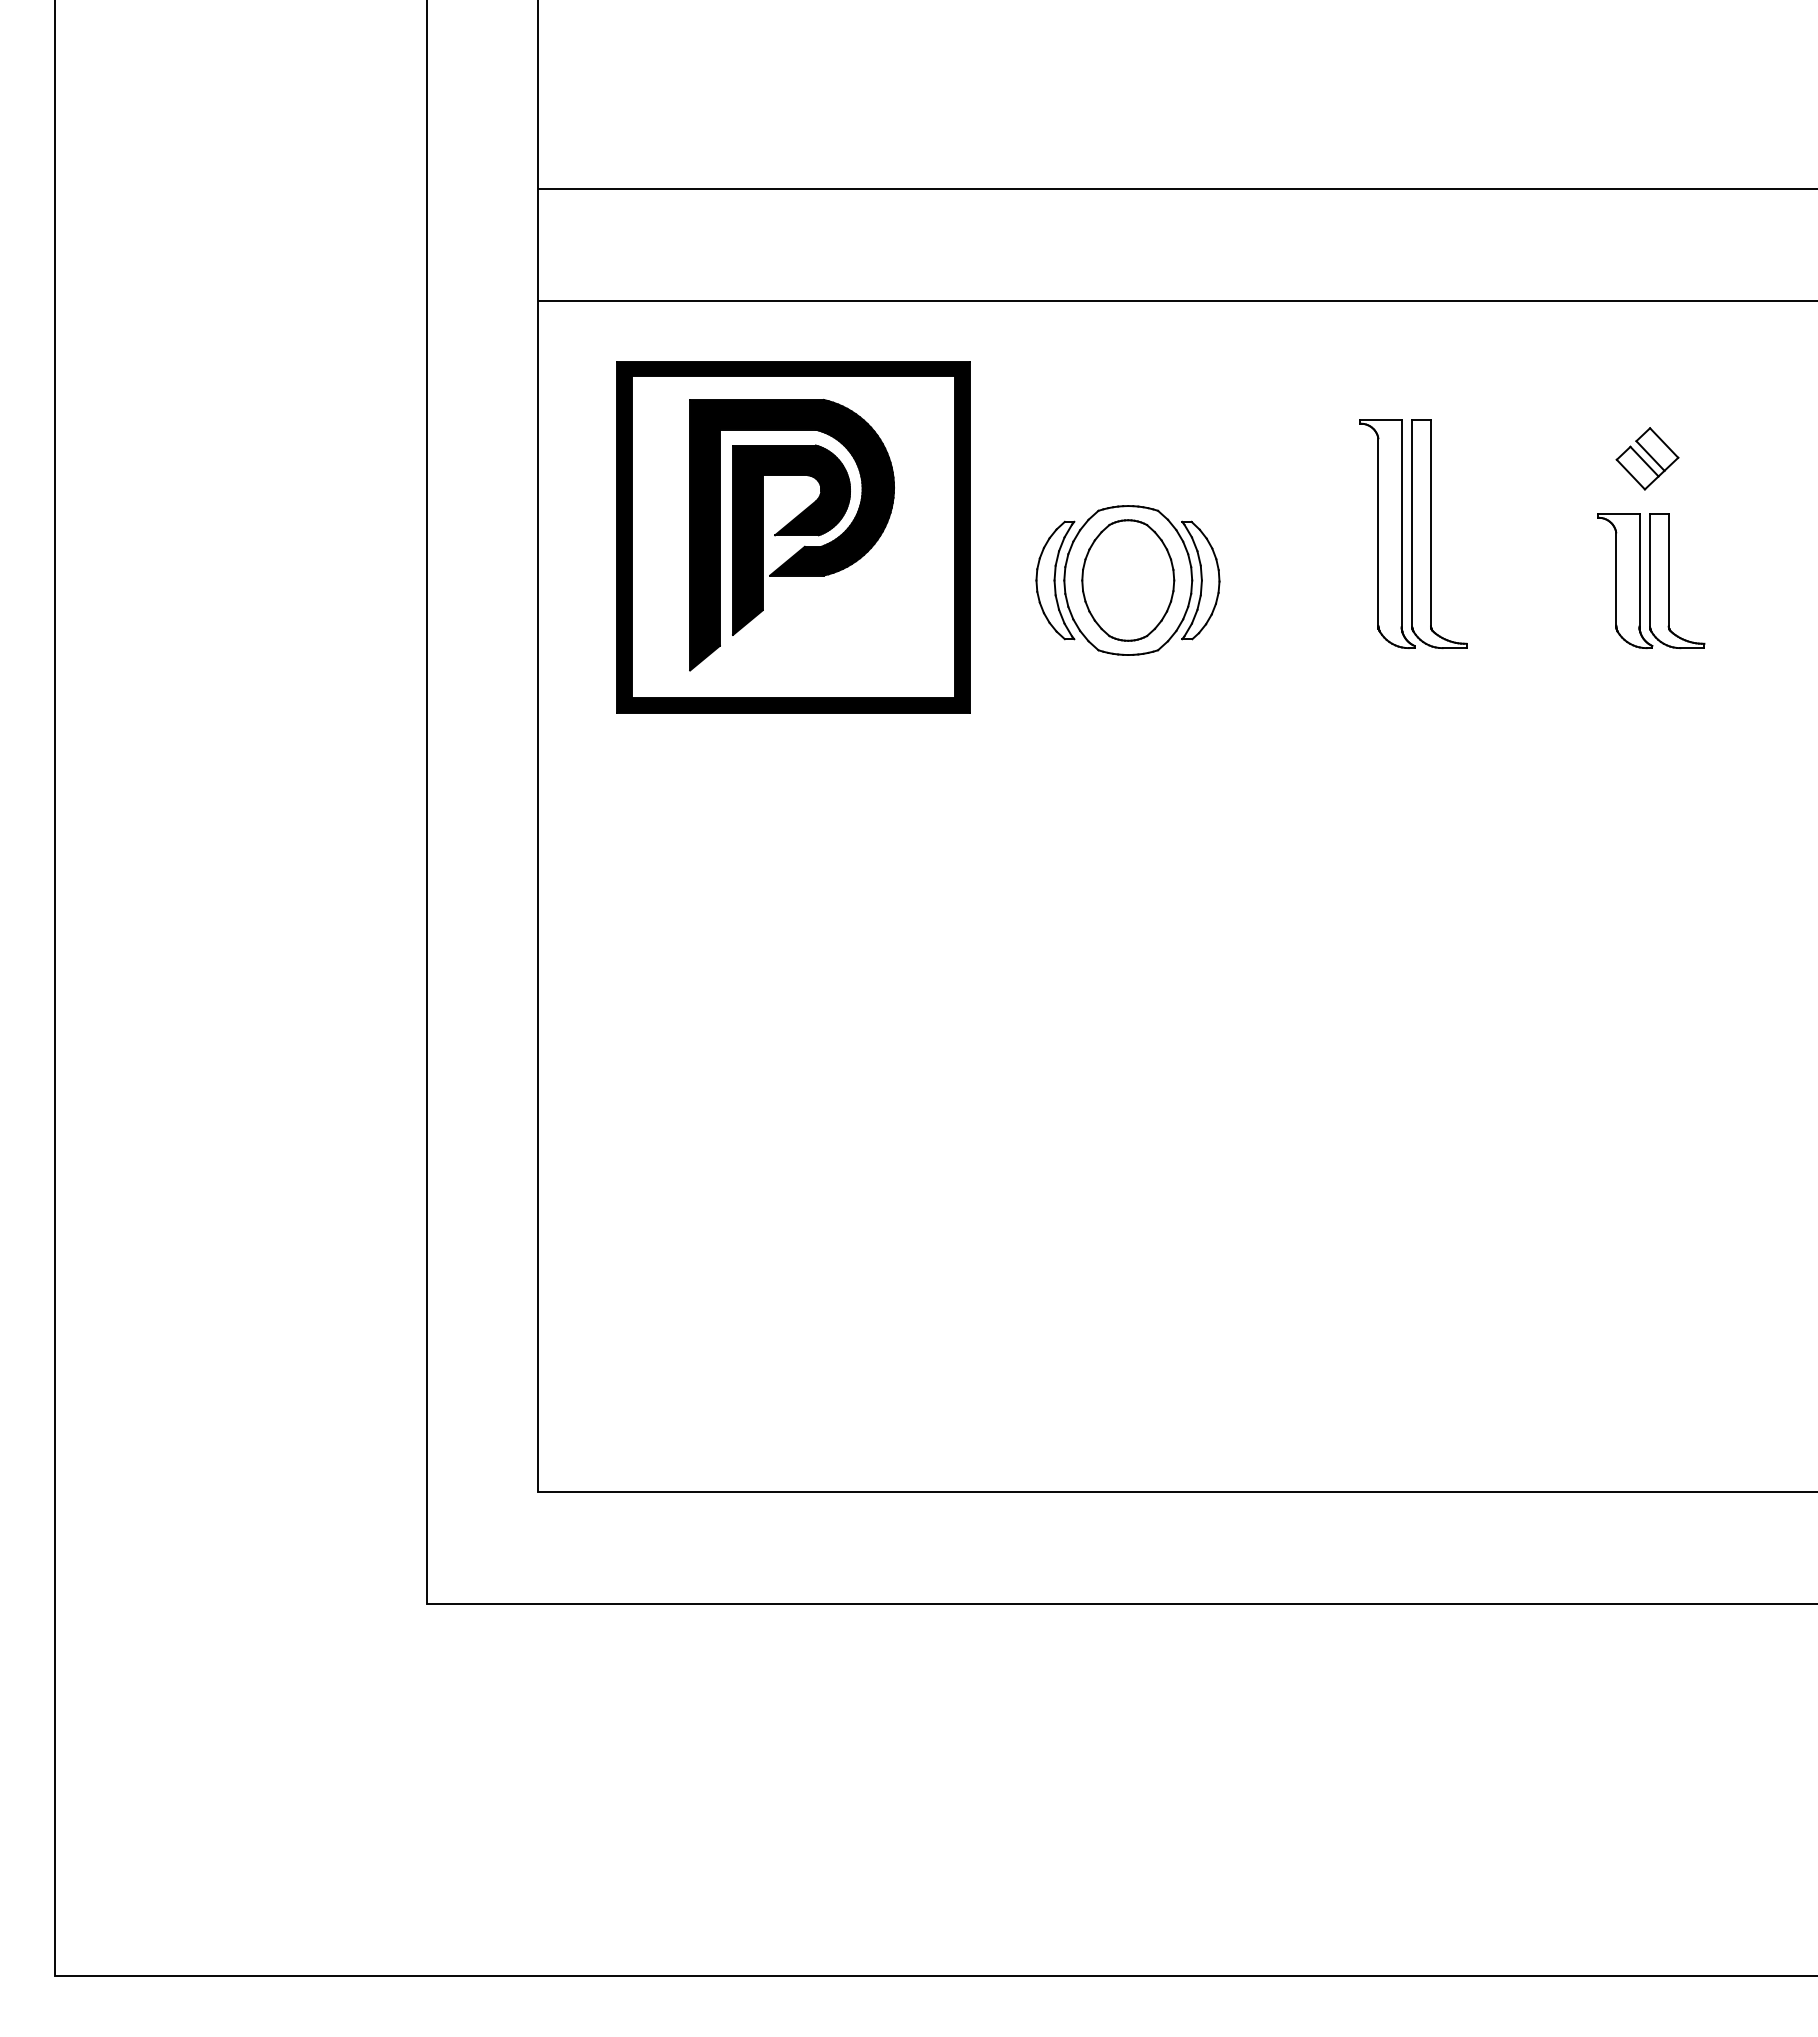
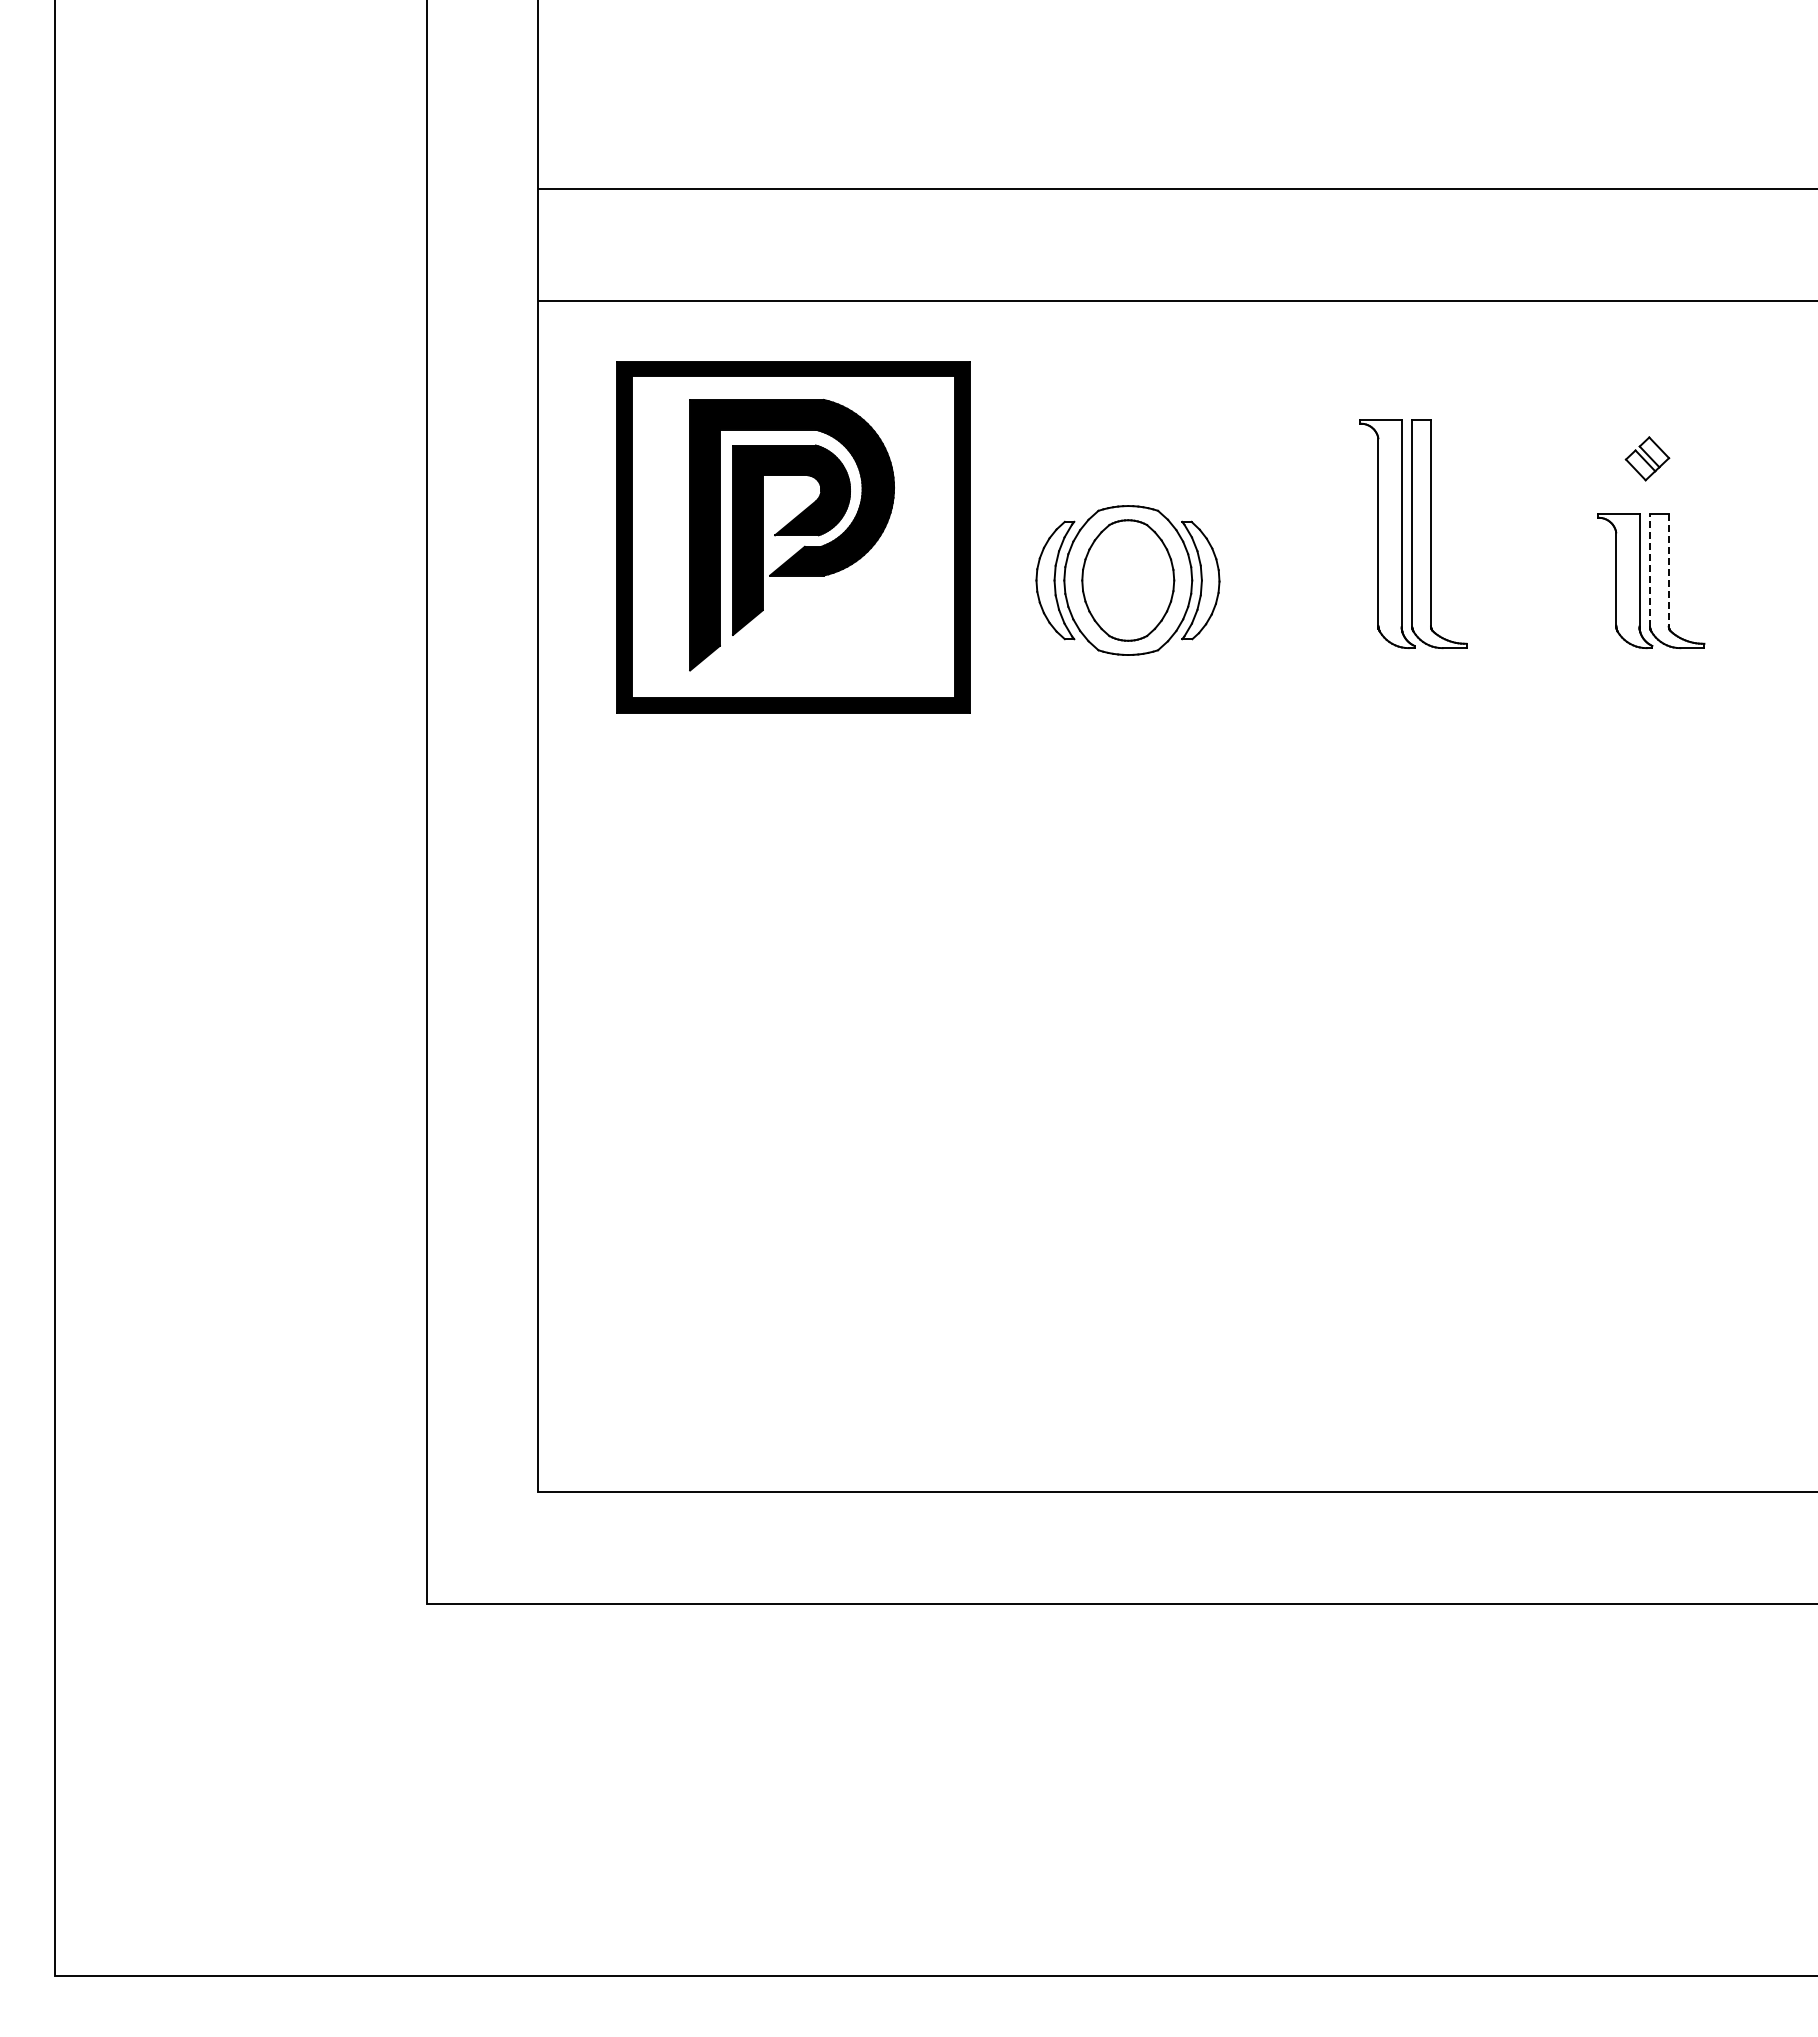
part size: 65x64 px -> 47x46 px (1647, 458)
line: solid -> dashed (1650, 569)
line: solid -> dashed (1668, 570)
